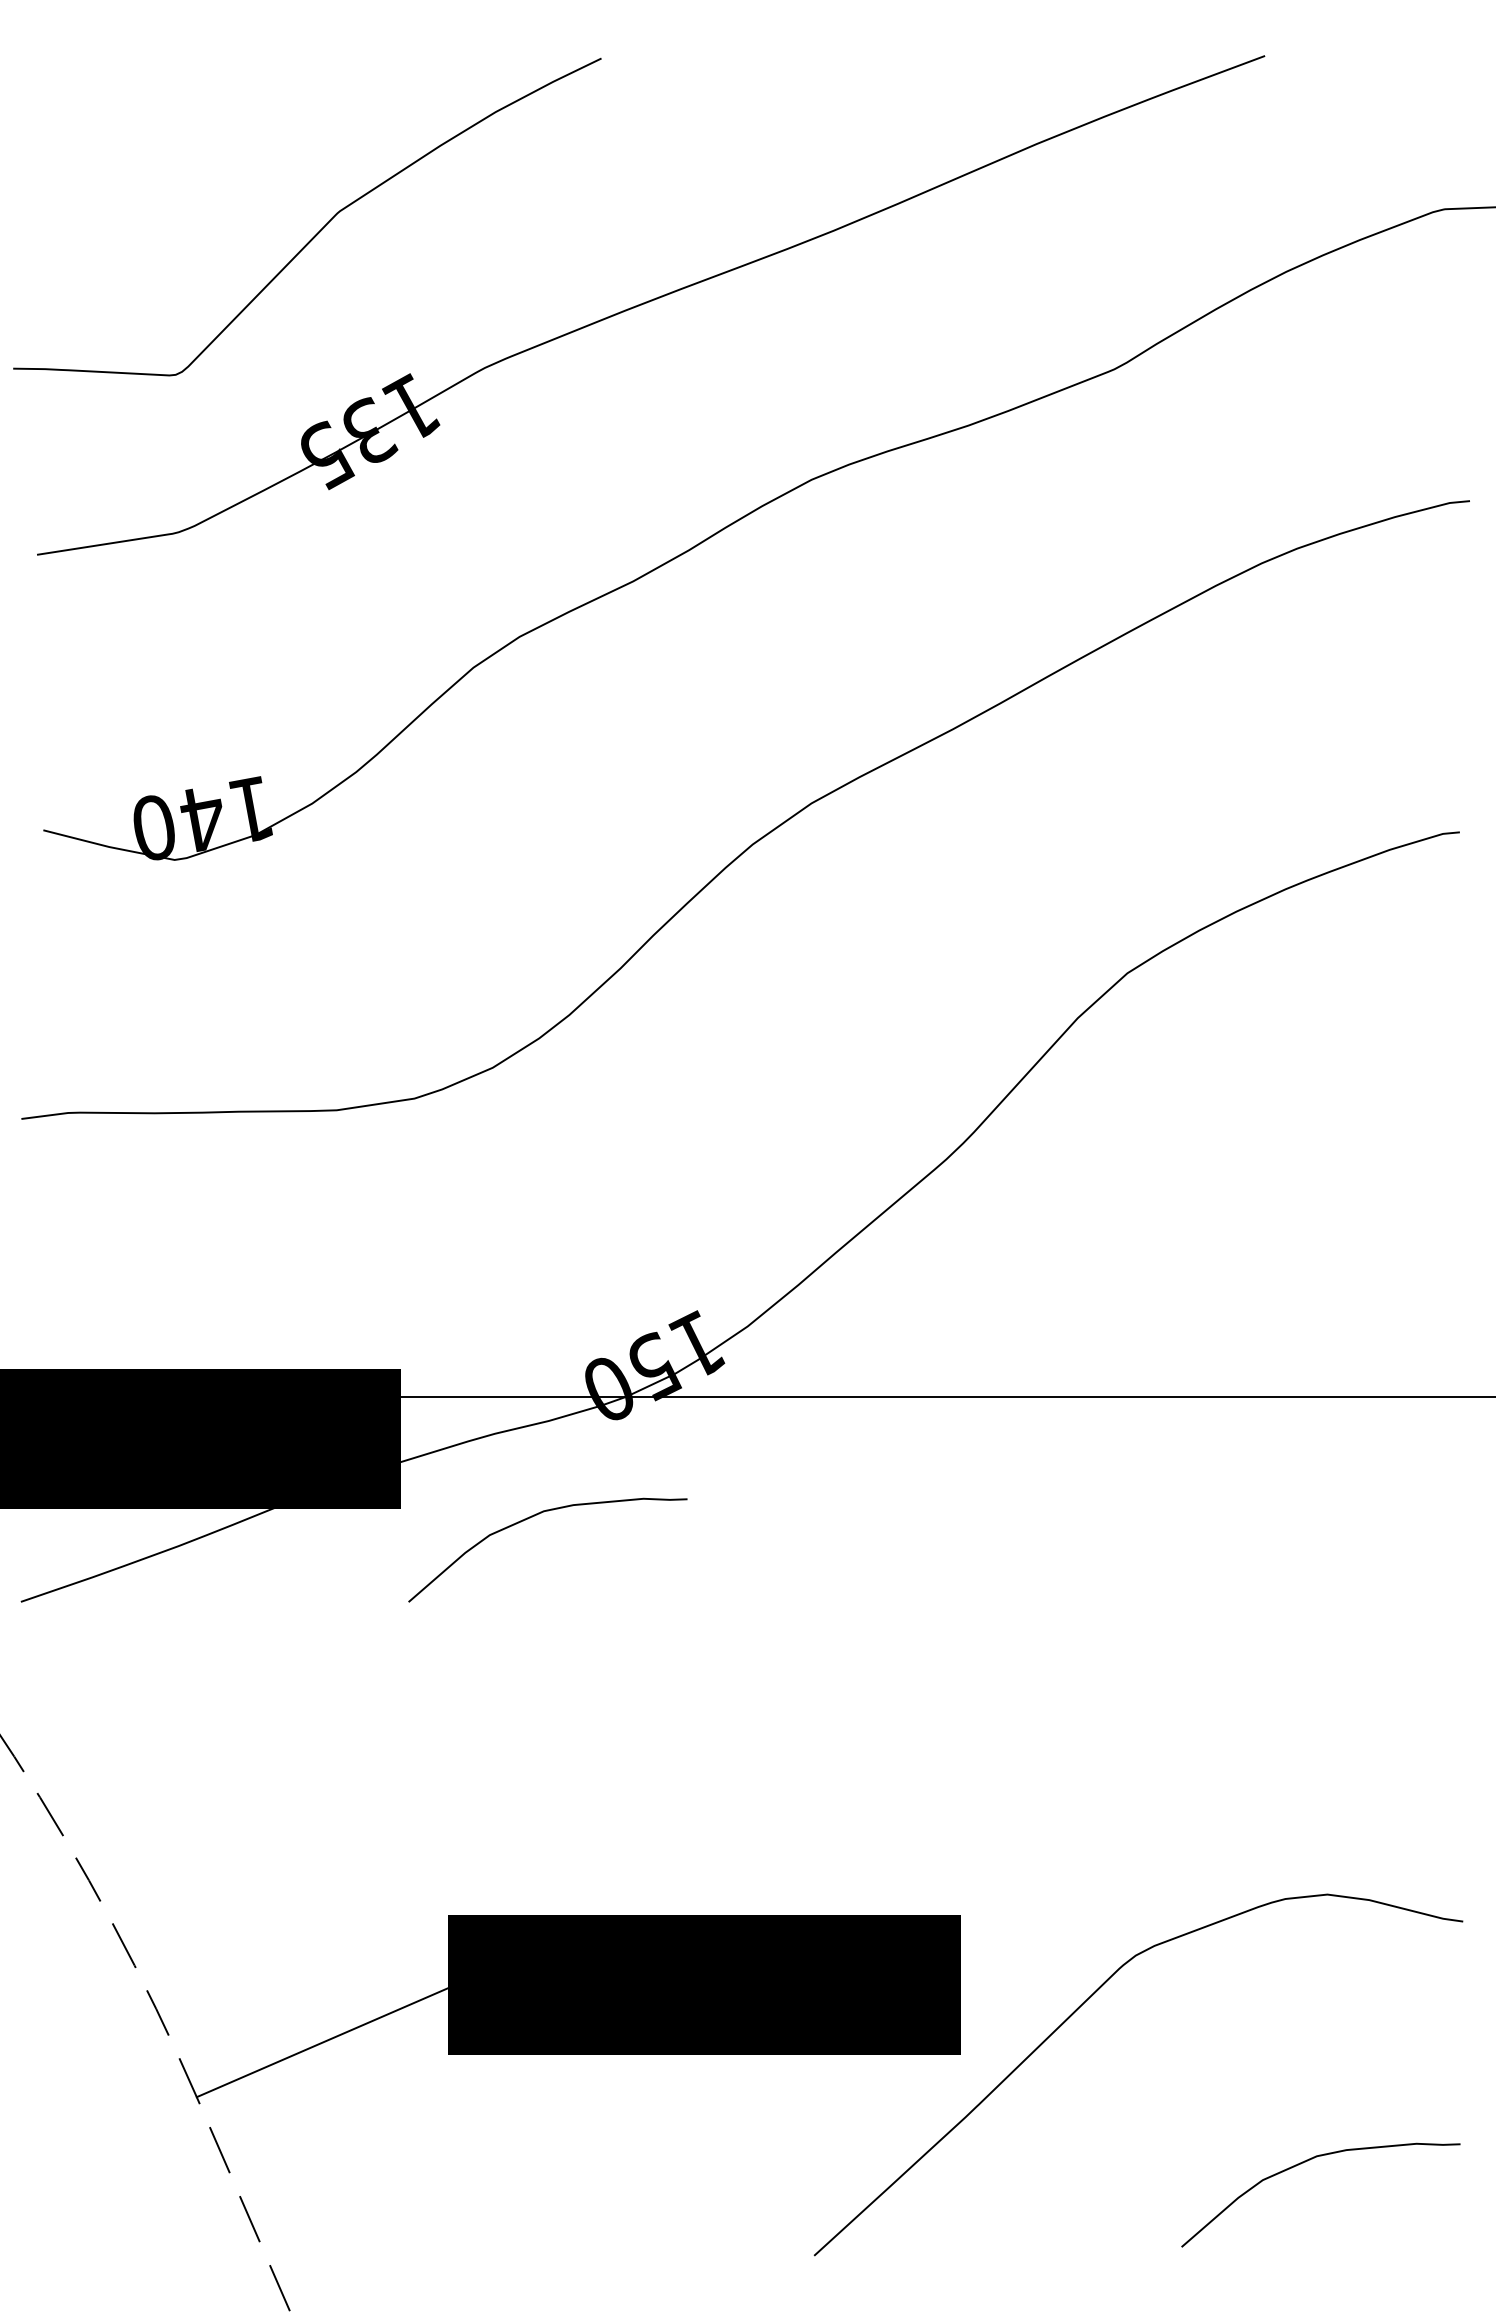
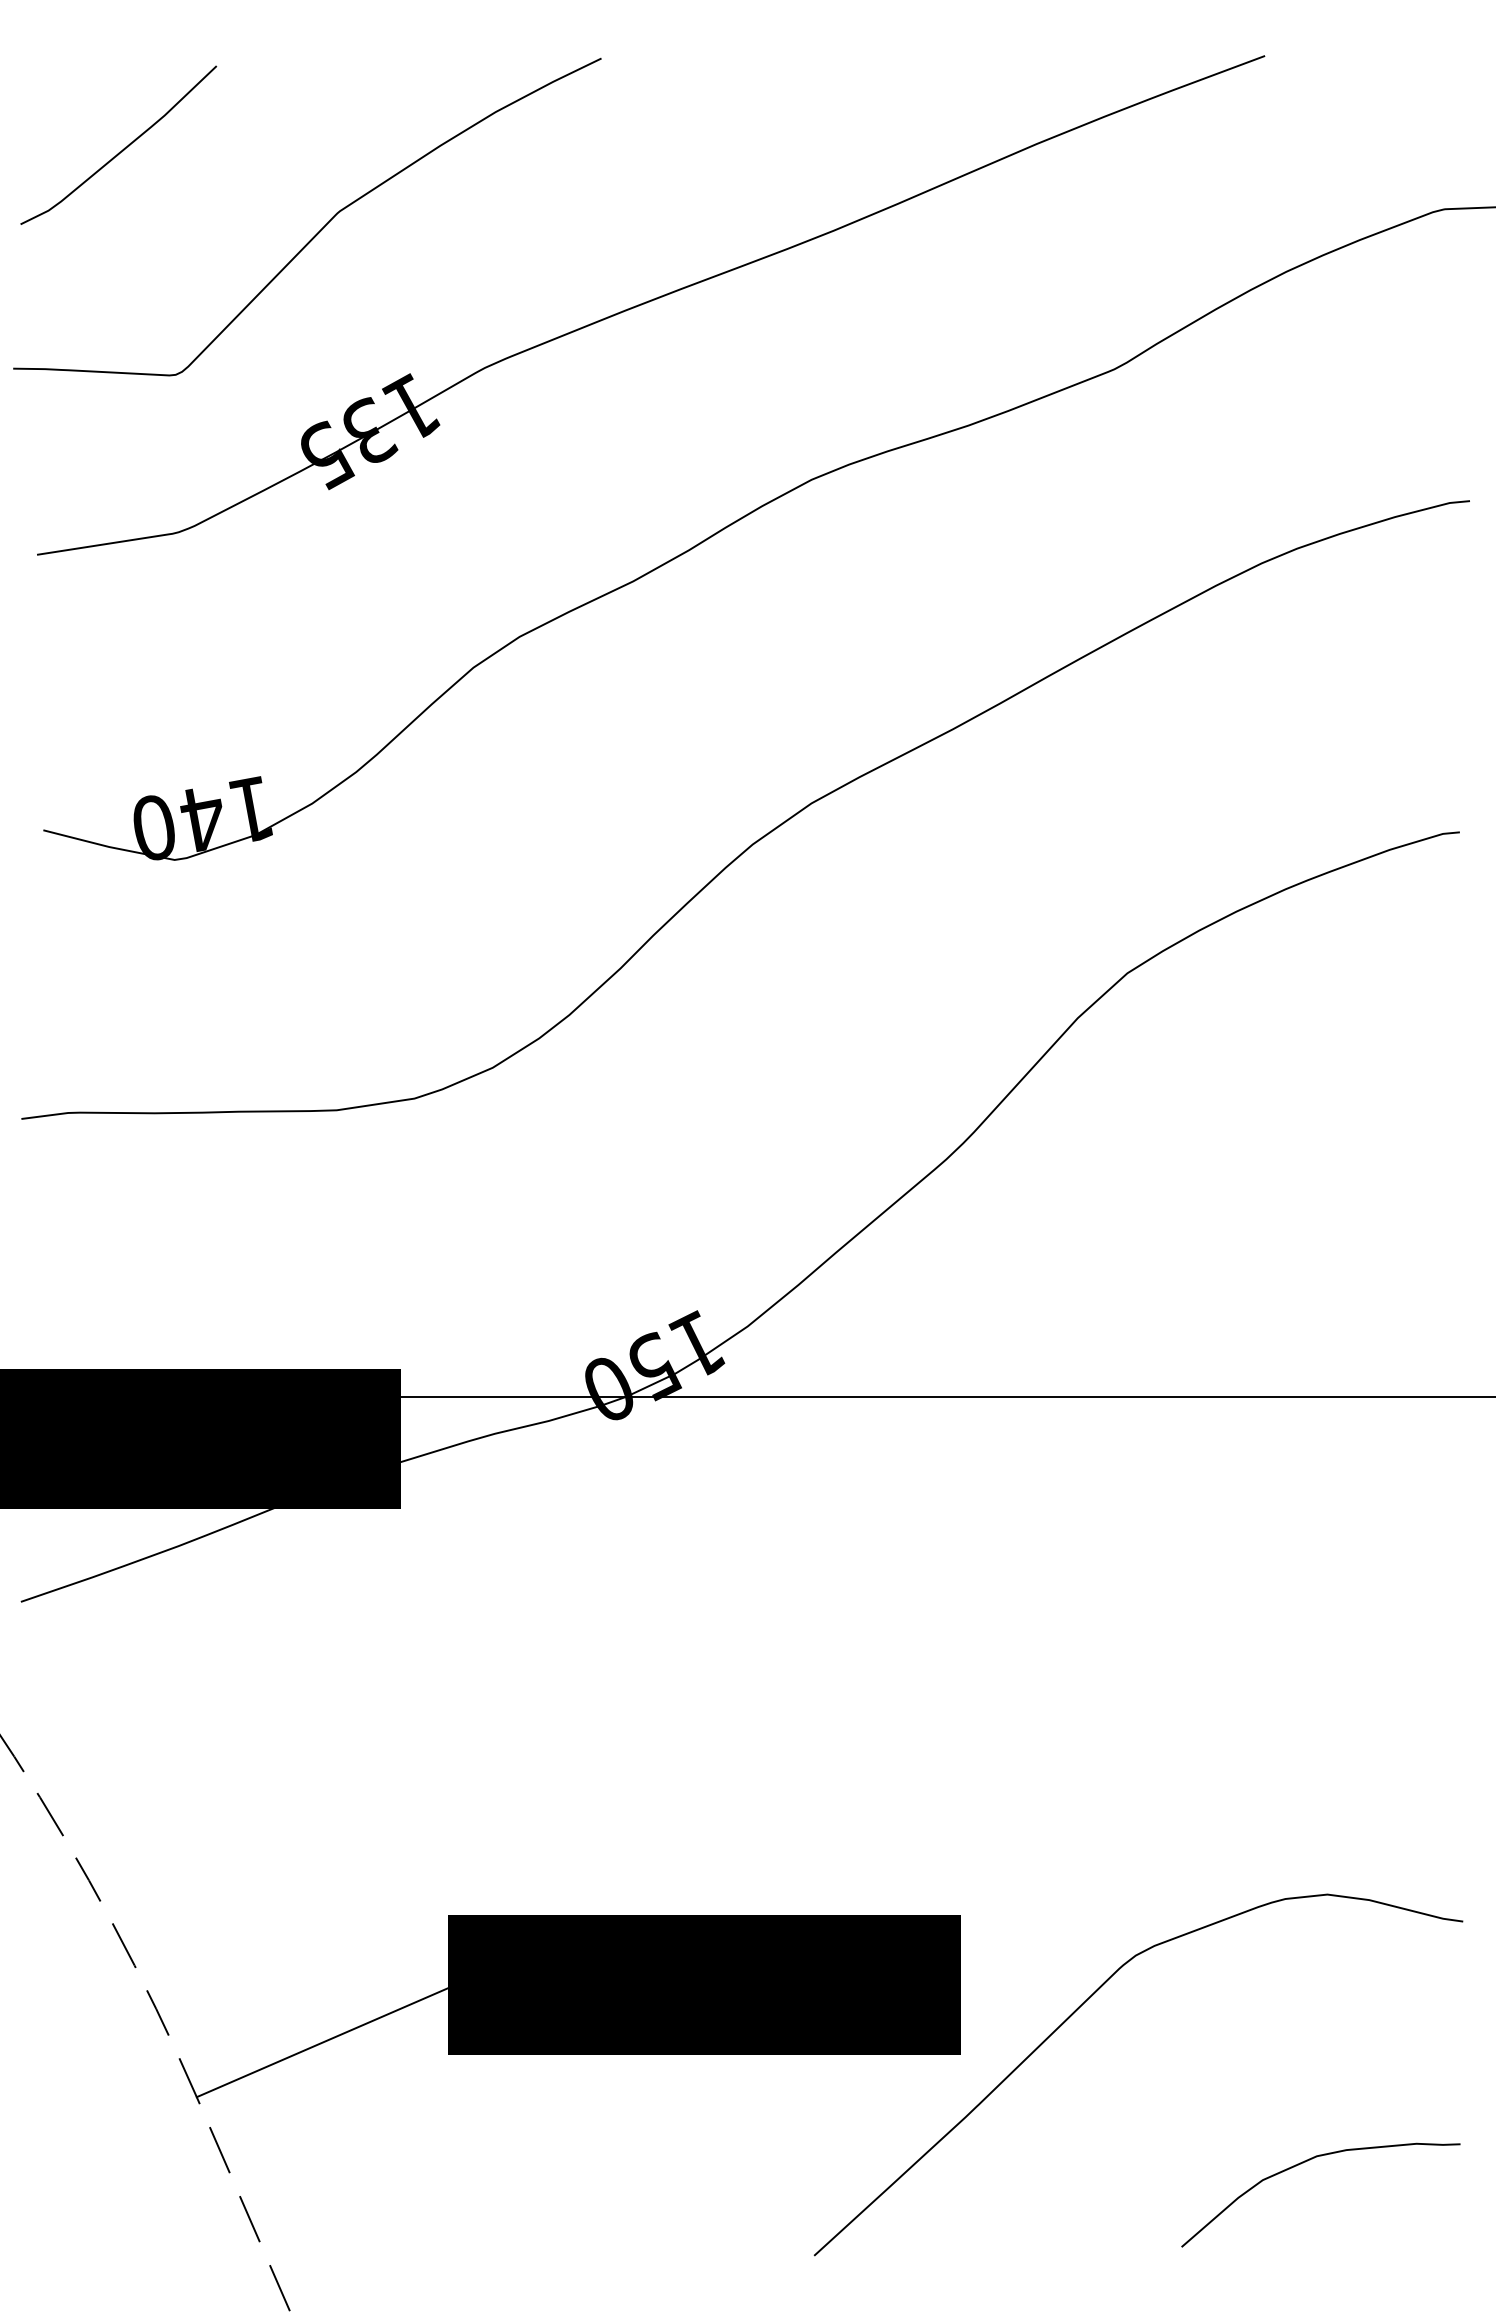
curve: none -> present (123, 148)
curve: present -> none (532, 1517)
